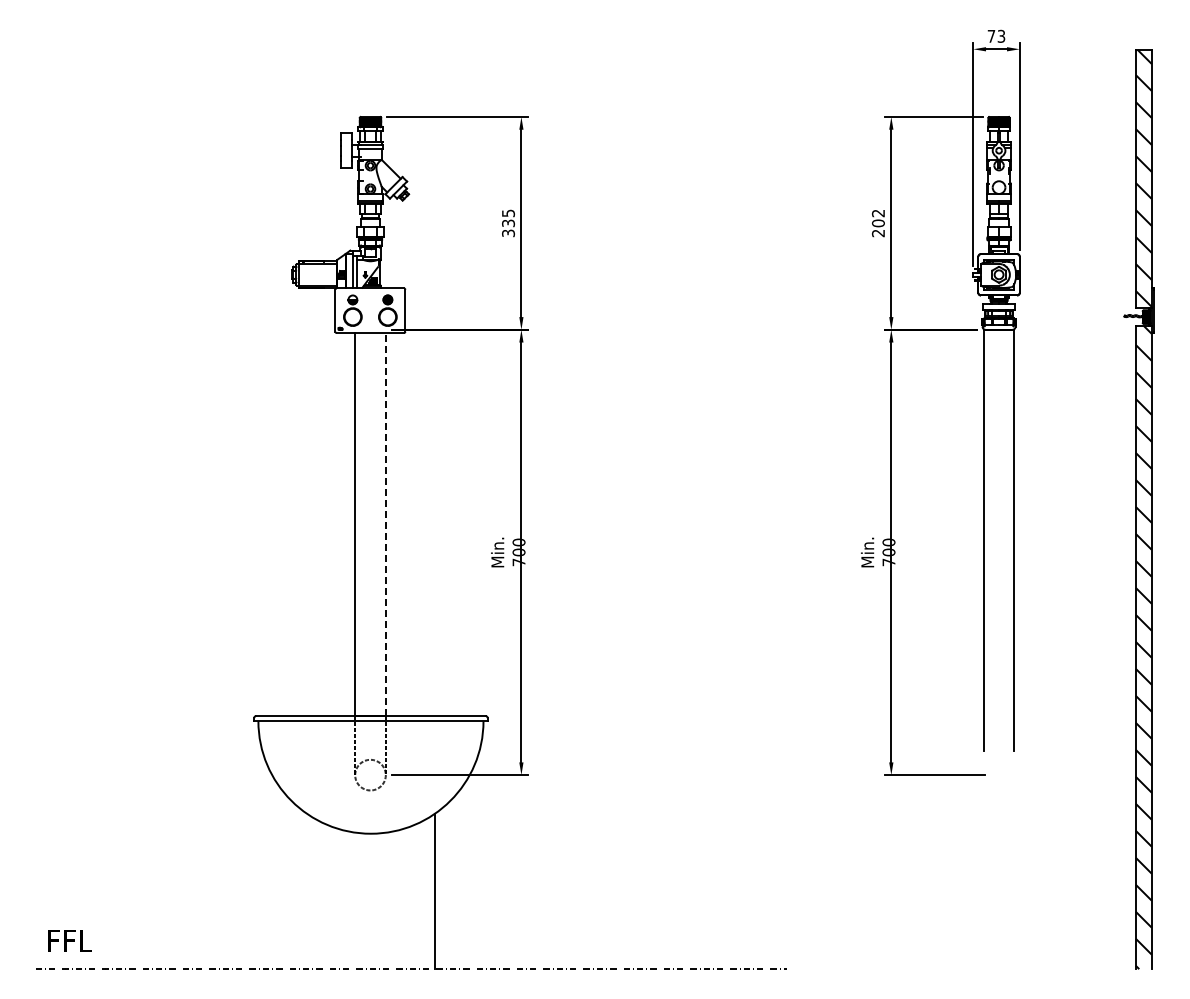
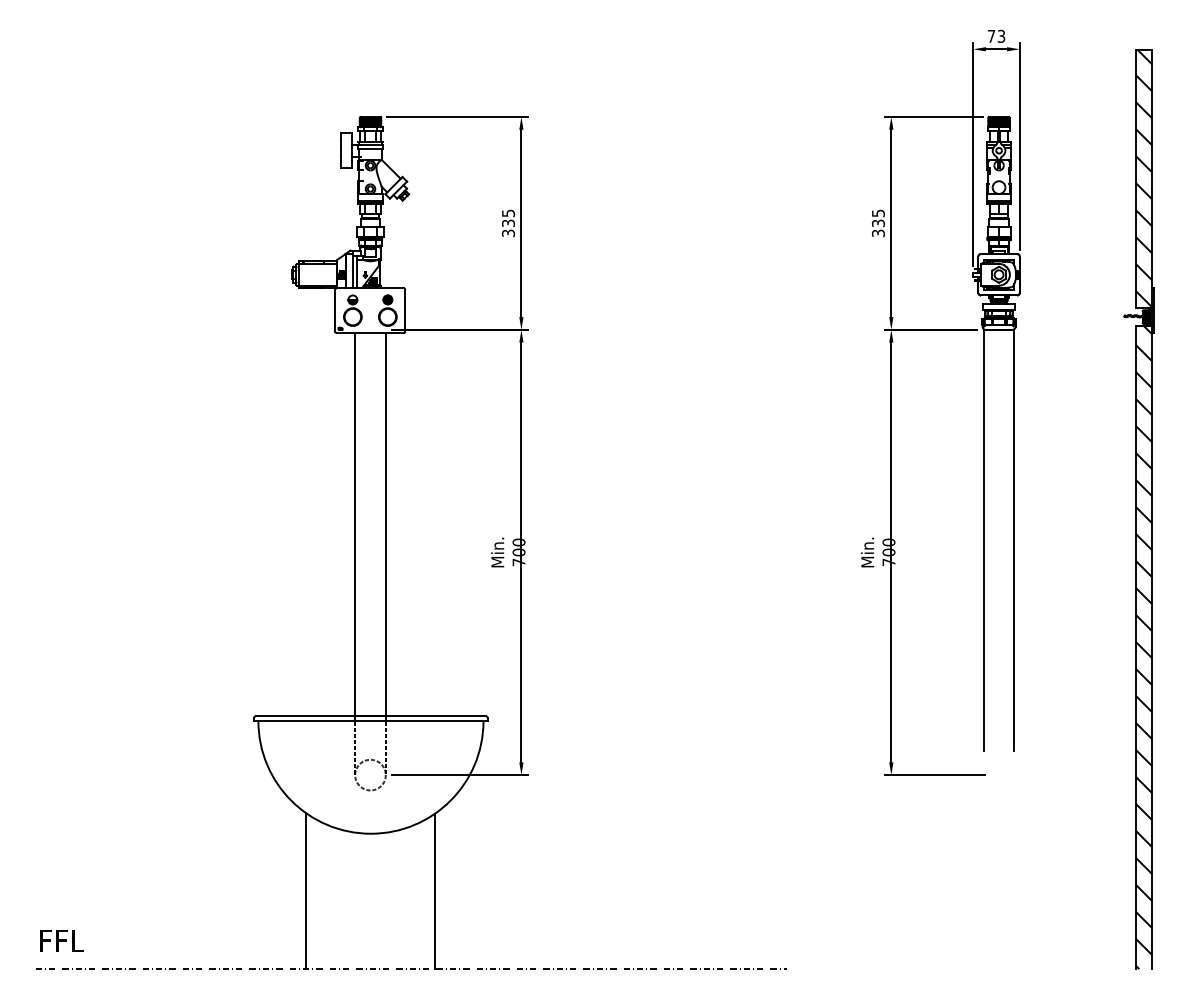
text: 202 -> 335 (877, 223)
line: dashed -> solid (385, 523)
line: none -> present (305, 891)
text position: (69, 940) -> (61, 940) (61, 940)
